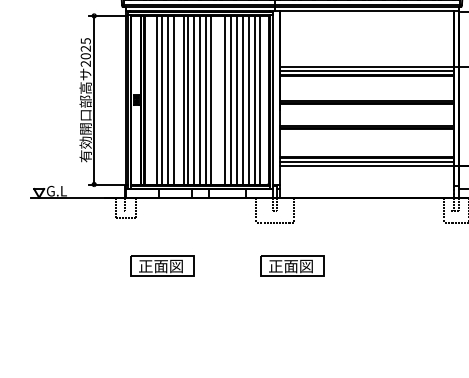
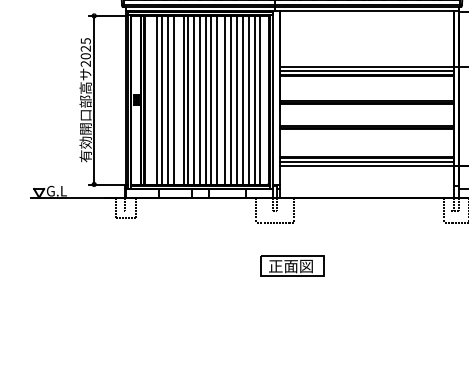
line: none -> present (217, 99)
part: present -> none (162, 265)
